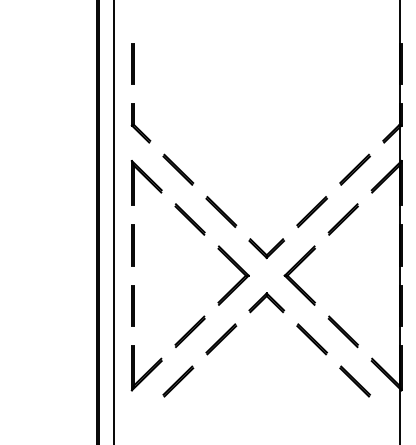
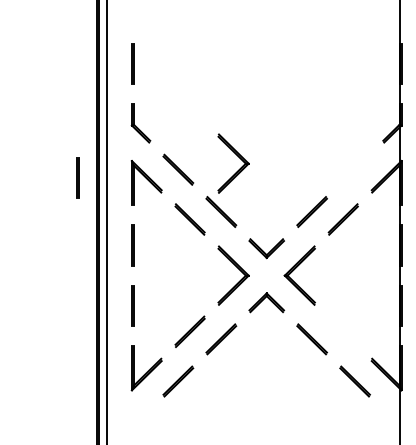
part: none -> present (238, 157)
line: present -> none (354, 169)
line: none -> present (77, 177)
line position: (114, 221) -> (107, 221) (107, 221)
line: present -> none (342, 331)
